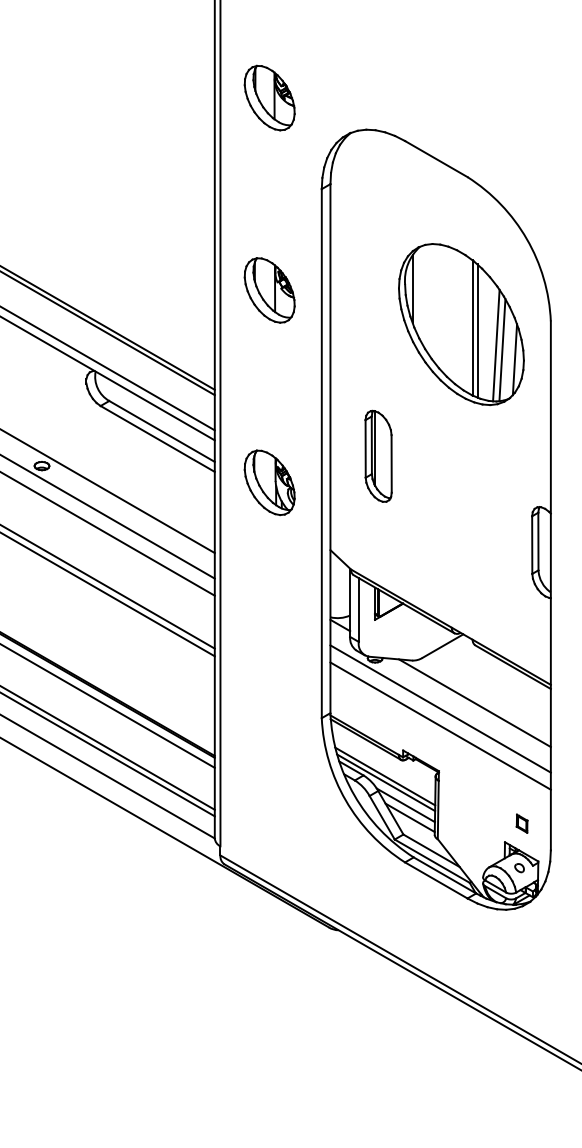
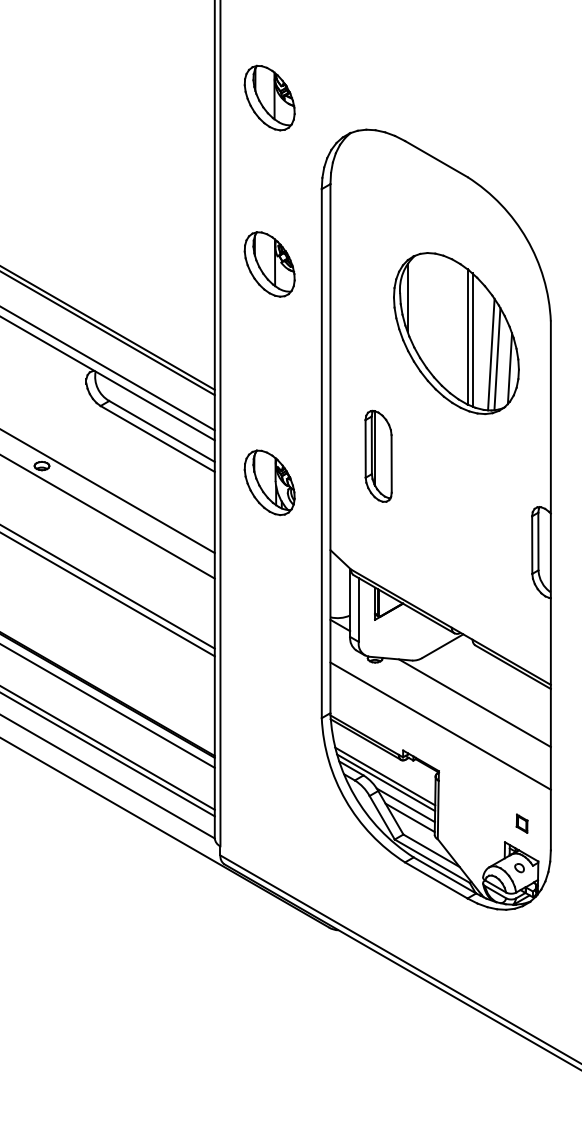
part position: (269, 290) -> (269, 264) (269, 264)
part position: (461, 324) -> (456, 333) (456, 333)
line: present -> none (108, 534)
line: present -> none (440, 708)
